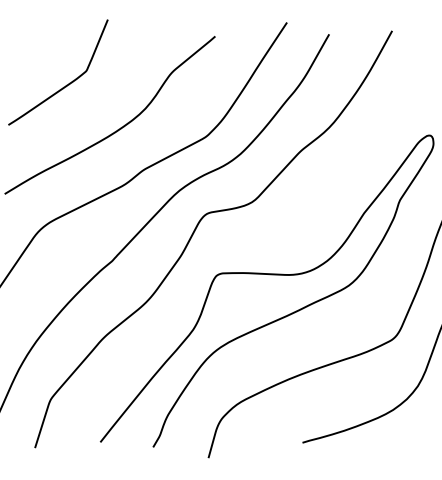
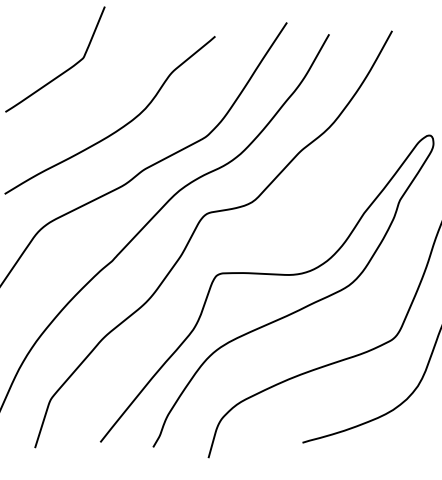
curve position: (66, 84) -> (63, 71) (63, 71)
